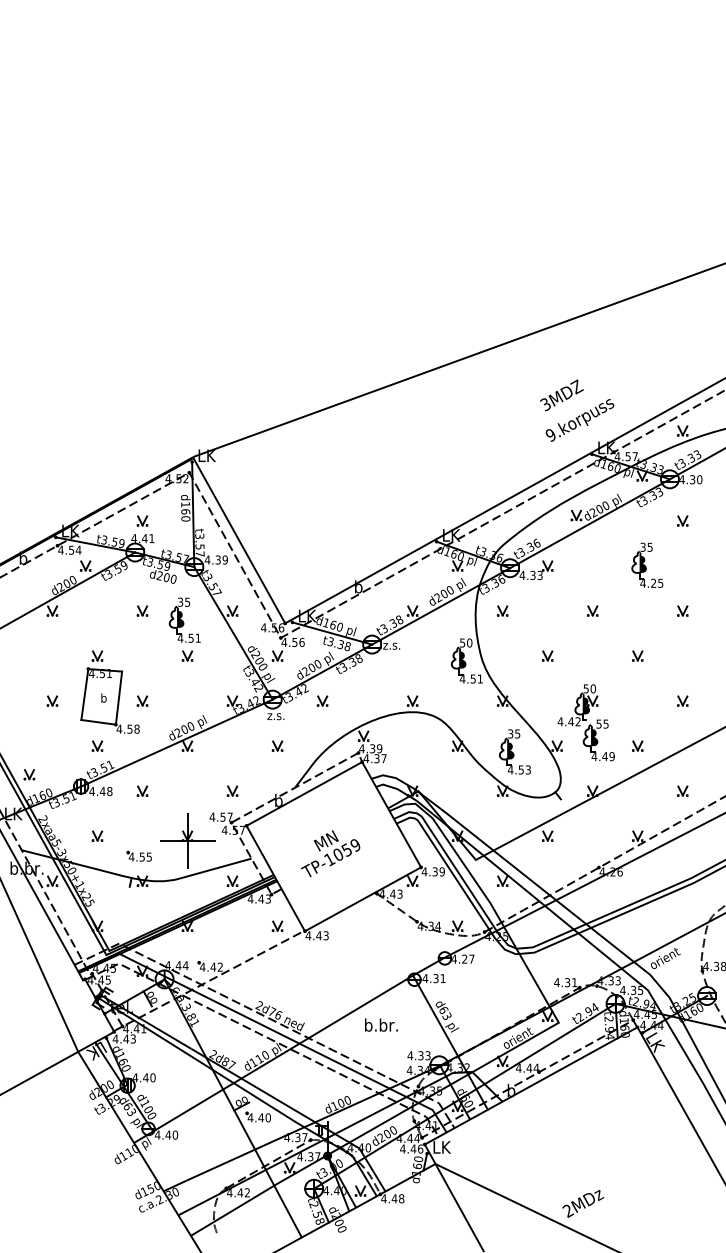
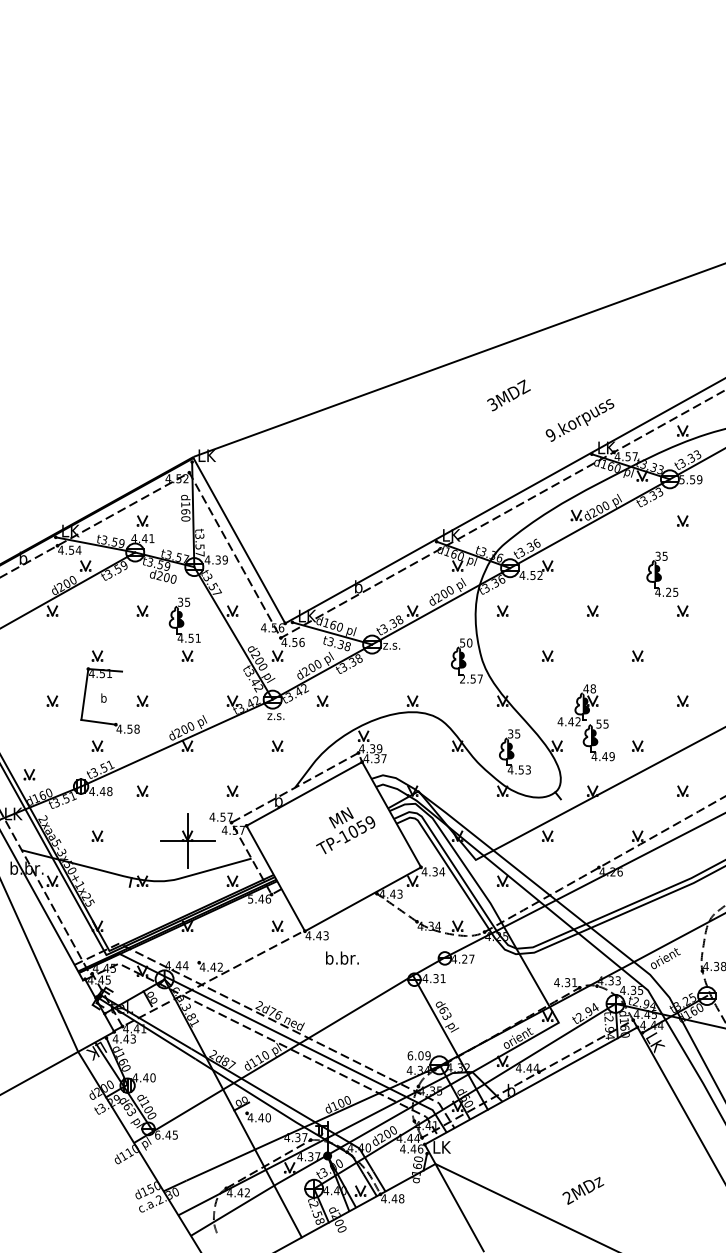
text position: (561, 395) -> (508, 395) (508, 395)
text: 4.30 -> 5.59 (690, 479)
part position: (647, 564) -> (662, 573) (662, 573)
text: 4.33 -> 4.52 (536, 575)
text: 4.51 -> 2.57 (470, 678)
text: 50 -> 48 (589, 688)
line: present -> none (118, 697)
text position: (330, 853) -> (345, 830) (345, 830)
part: present -> none (138, 855)
text: 4.39 -> 4.34 (442, 871)
text: 4.43 -> 5.46 (259, 898)
text position: (381, 1024) -> (342, 957) (342, 957)
text: 4.33 -> 6.09 (418, 1055)
text: 4.40 -> 6.45 (166, 1134)
text position: (583, 1203) -> (583, 1190) (583, 1190)
